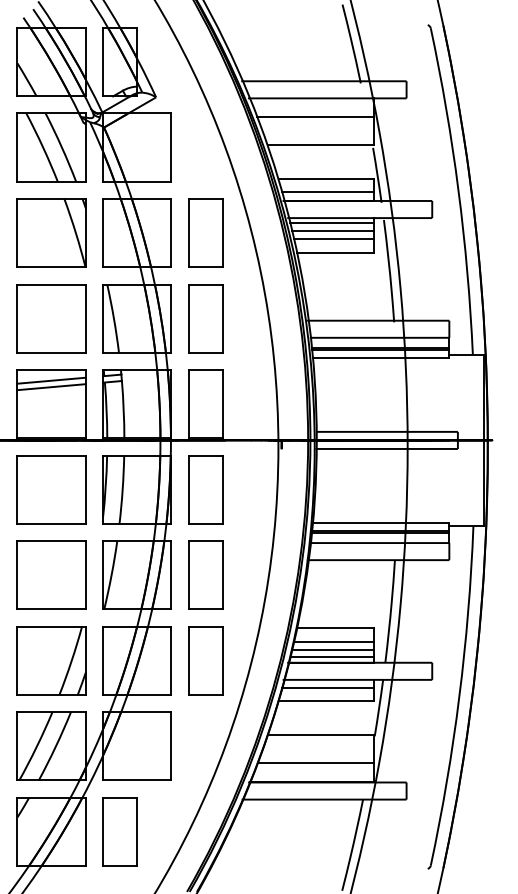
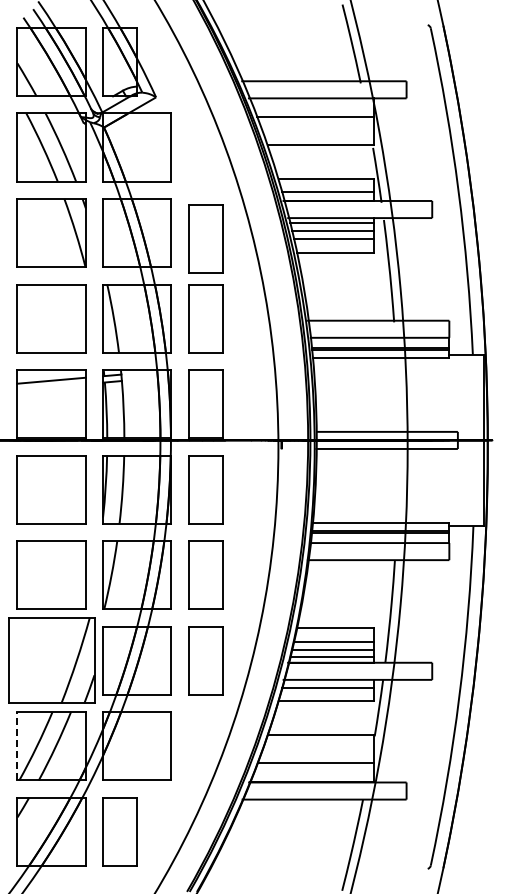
part position: (205, 232) -> (205, 238) (205, 238)
line: present -> none (51, 387)
part size: 71x70 px -> 88x87 px (51, 660)
line: solid -> dashed (17, 745)
